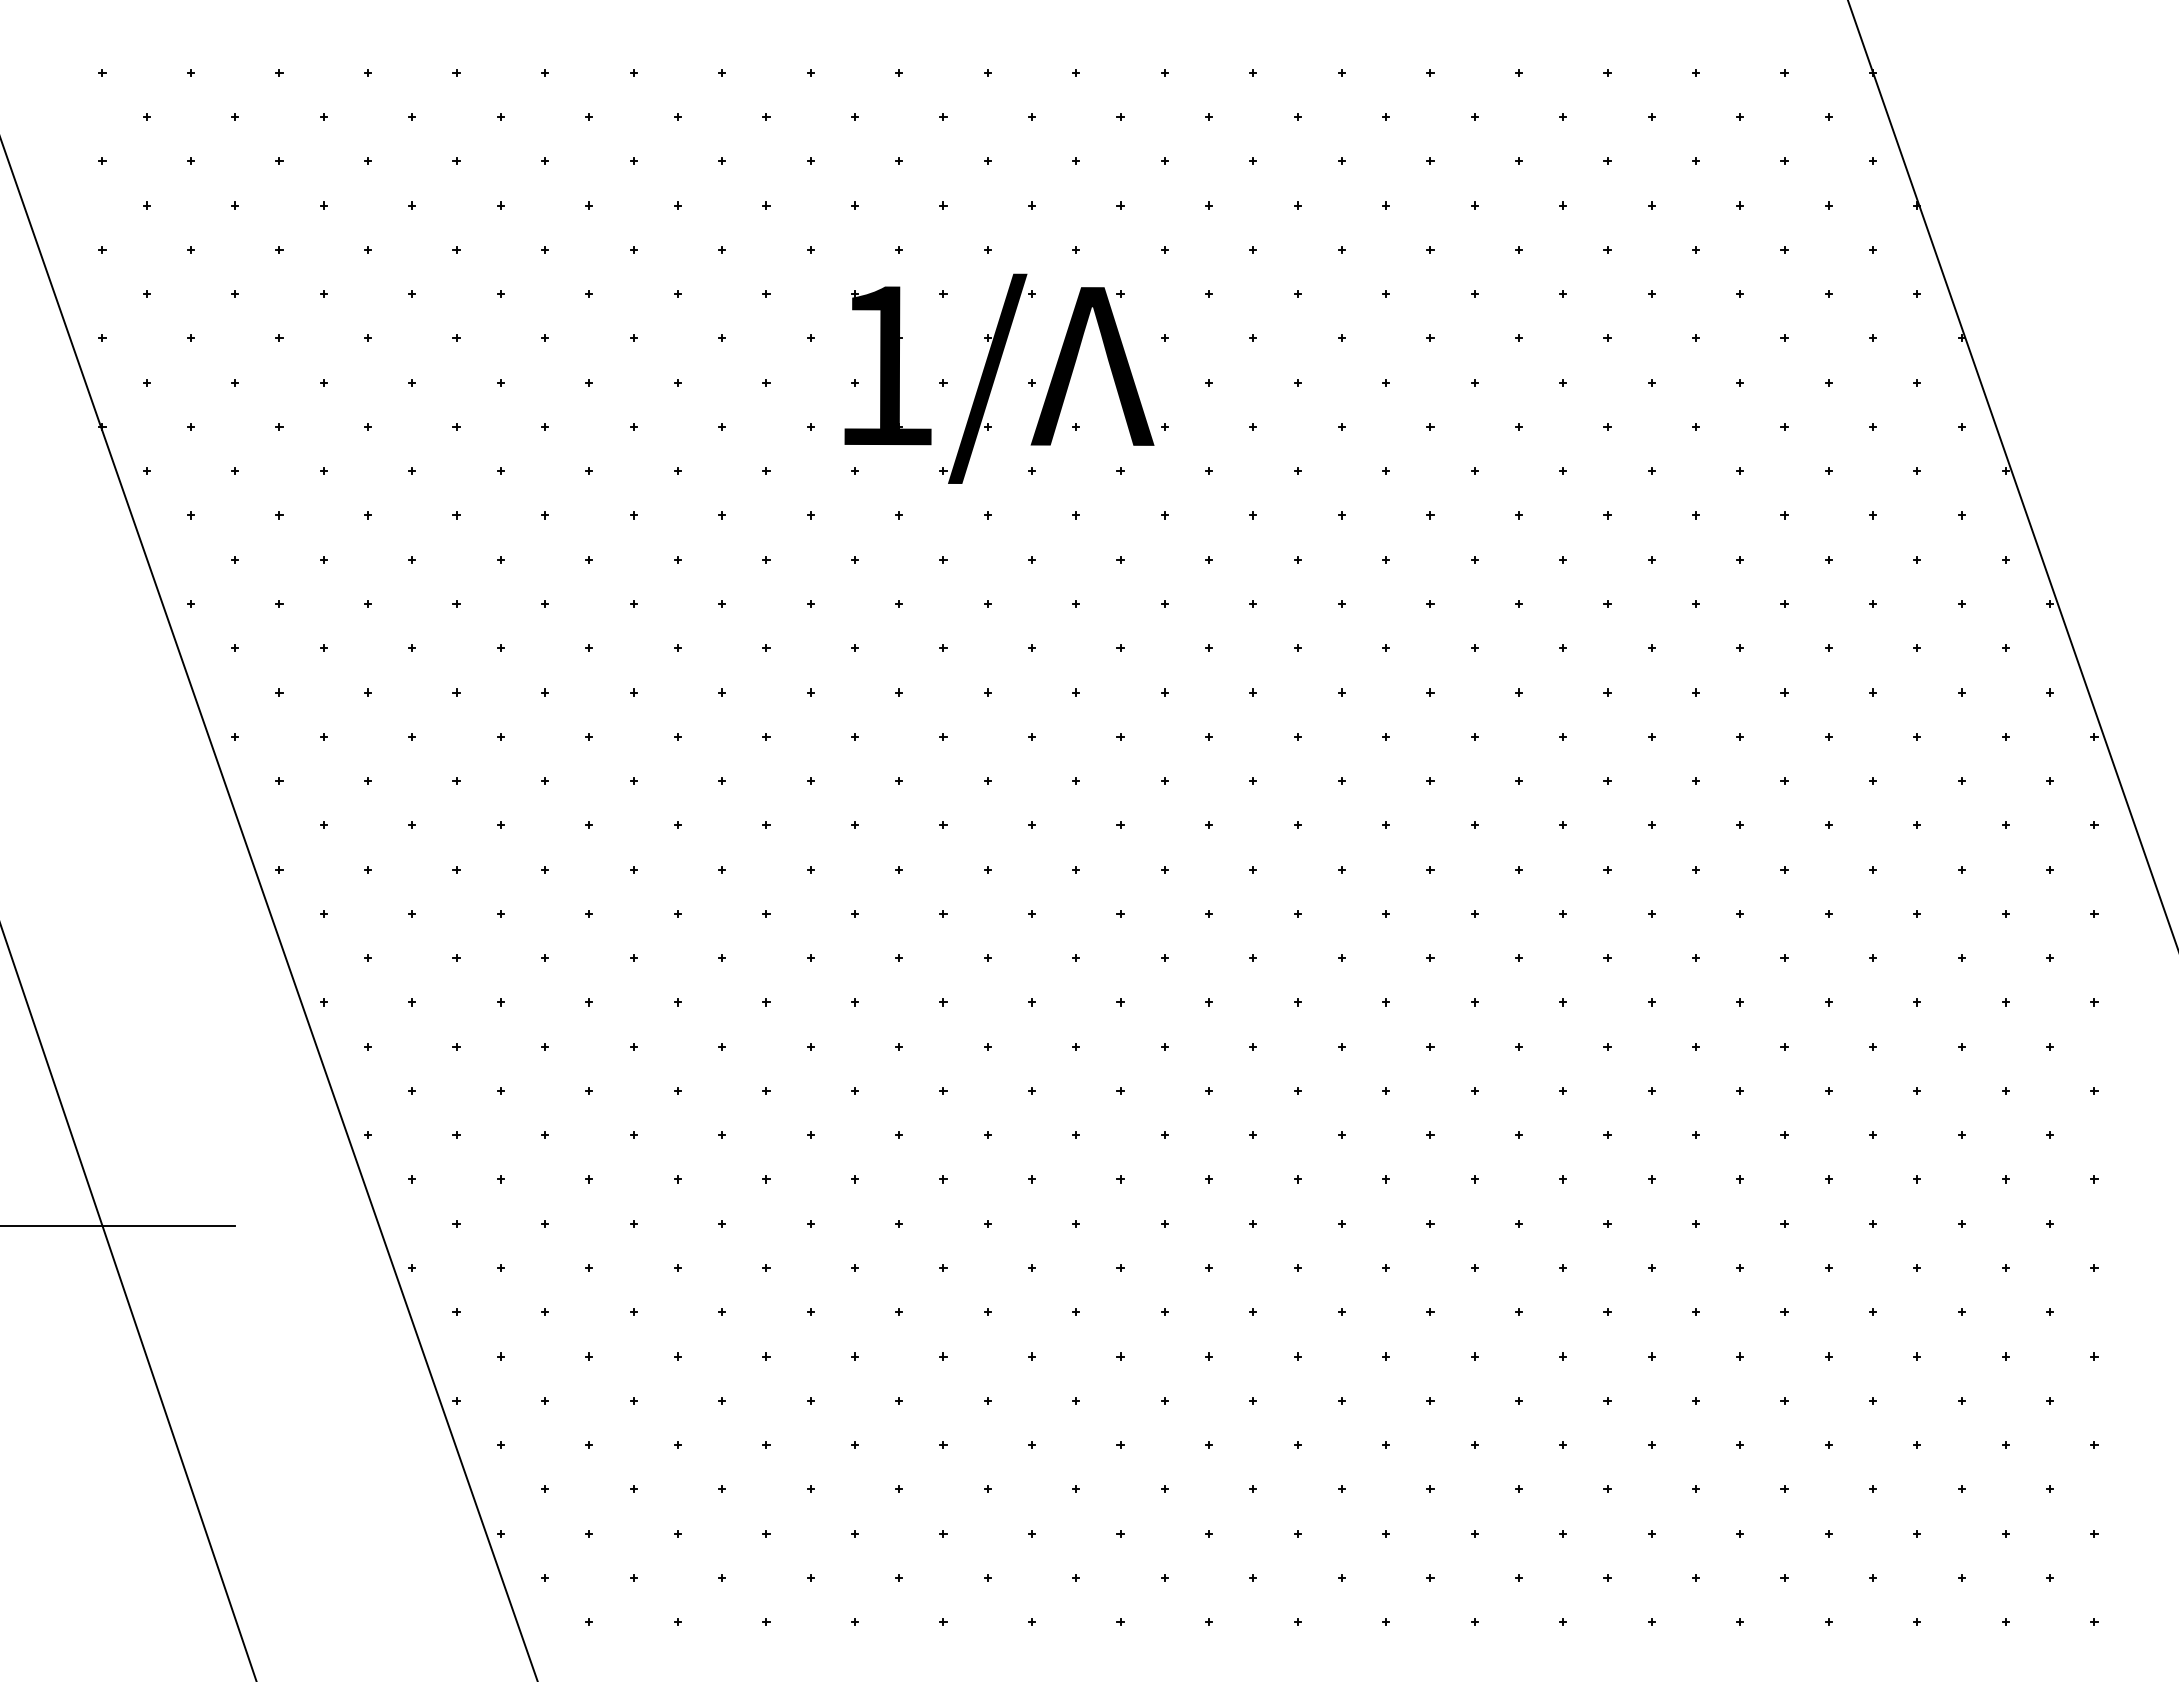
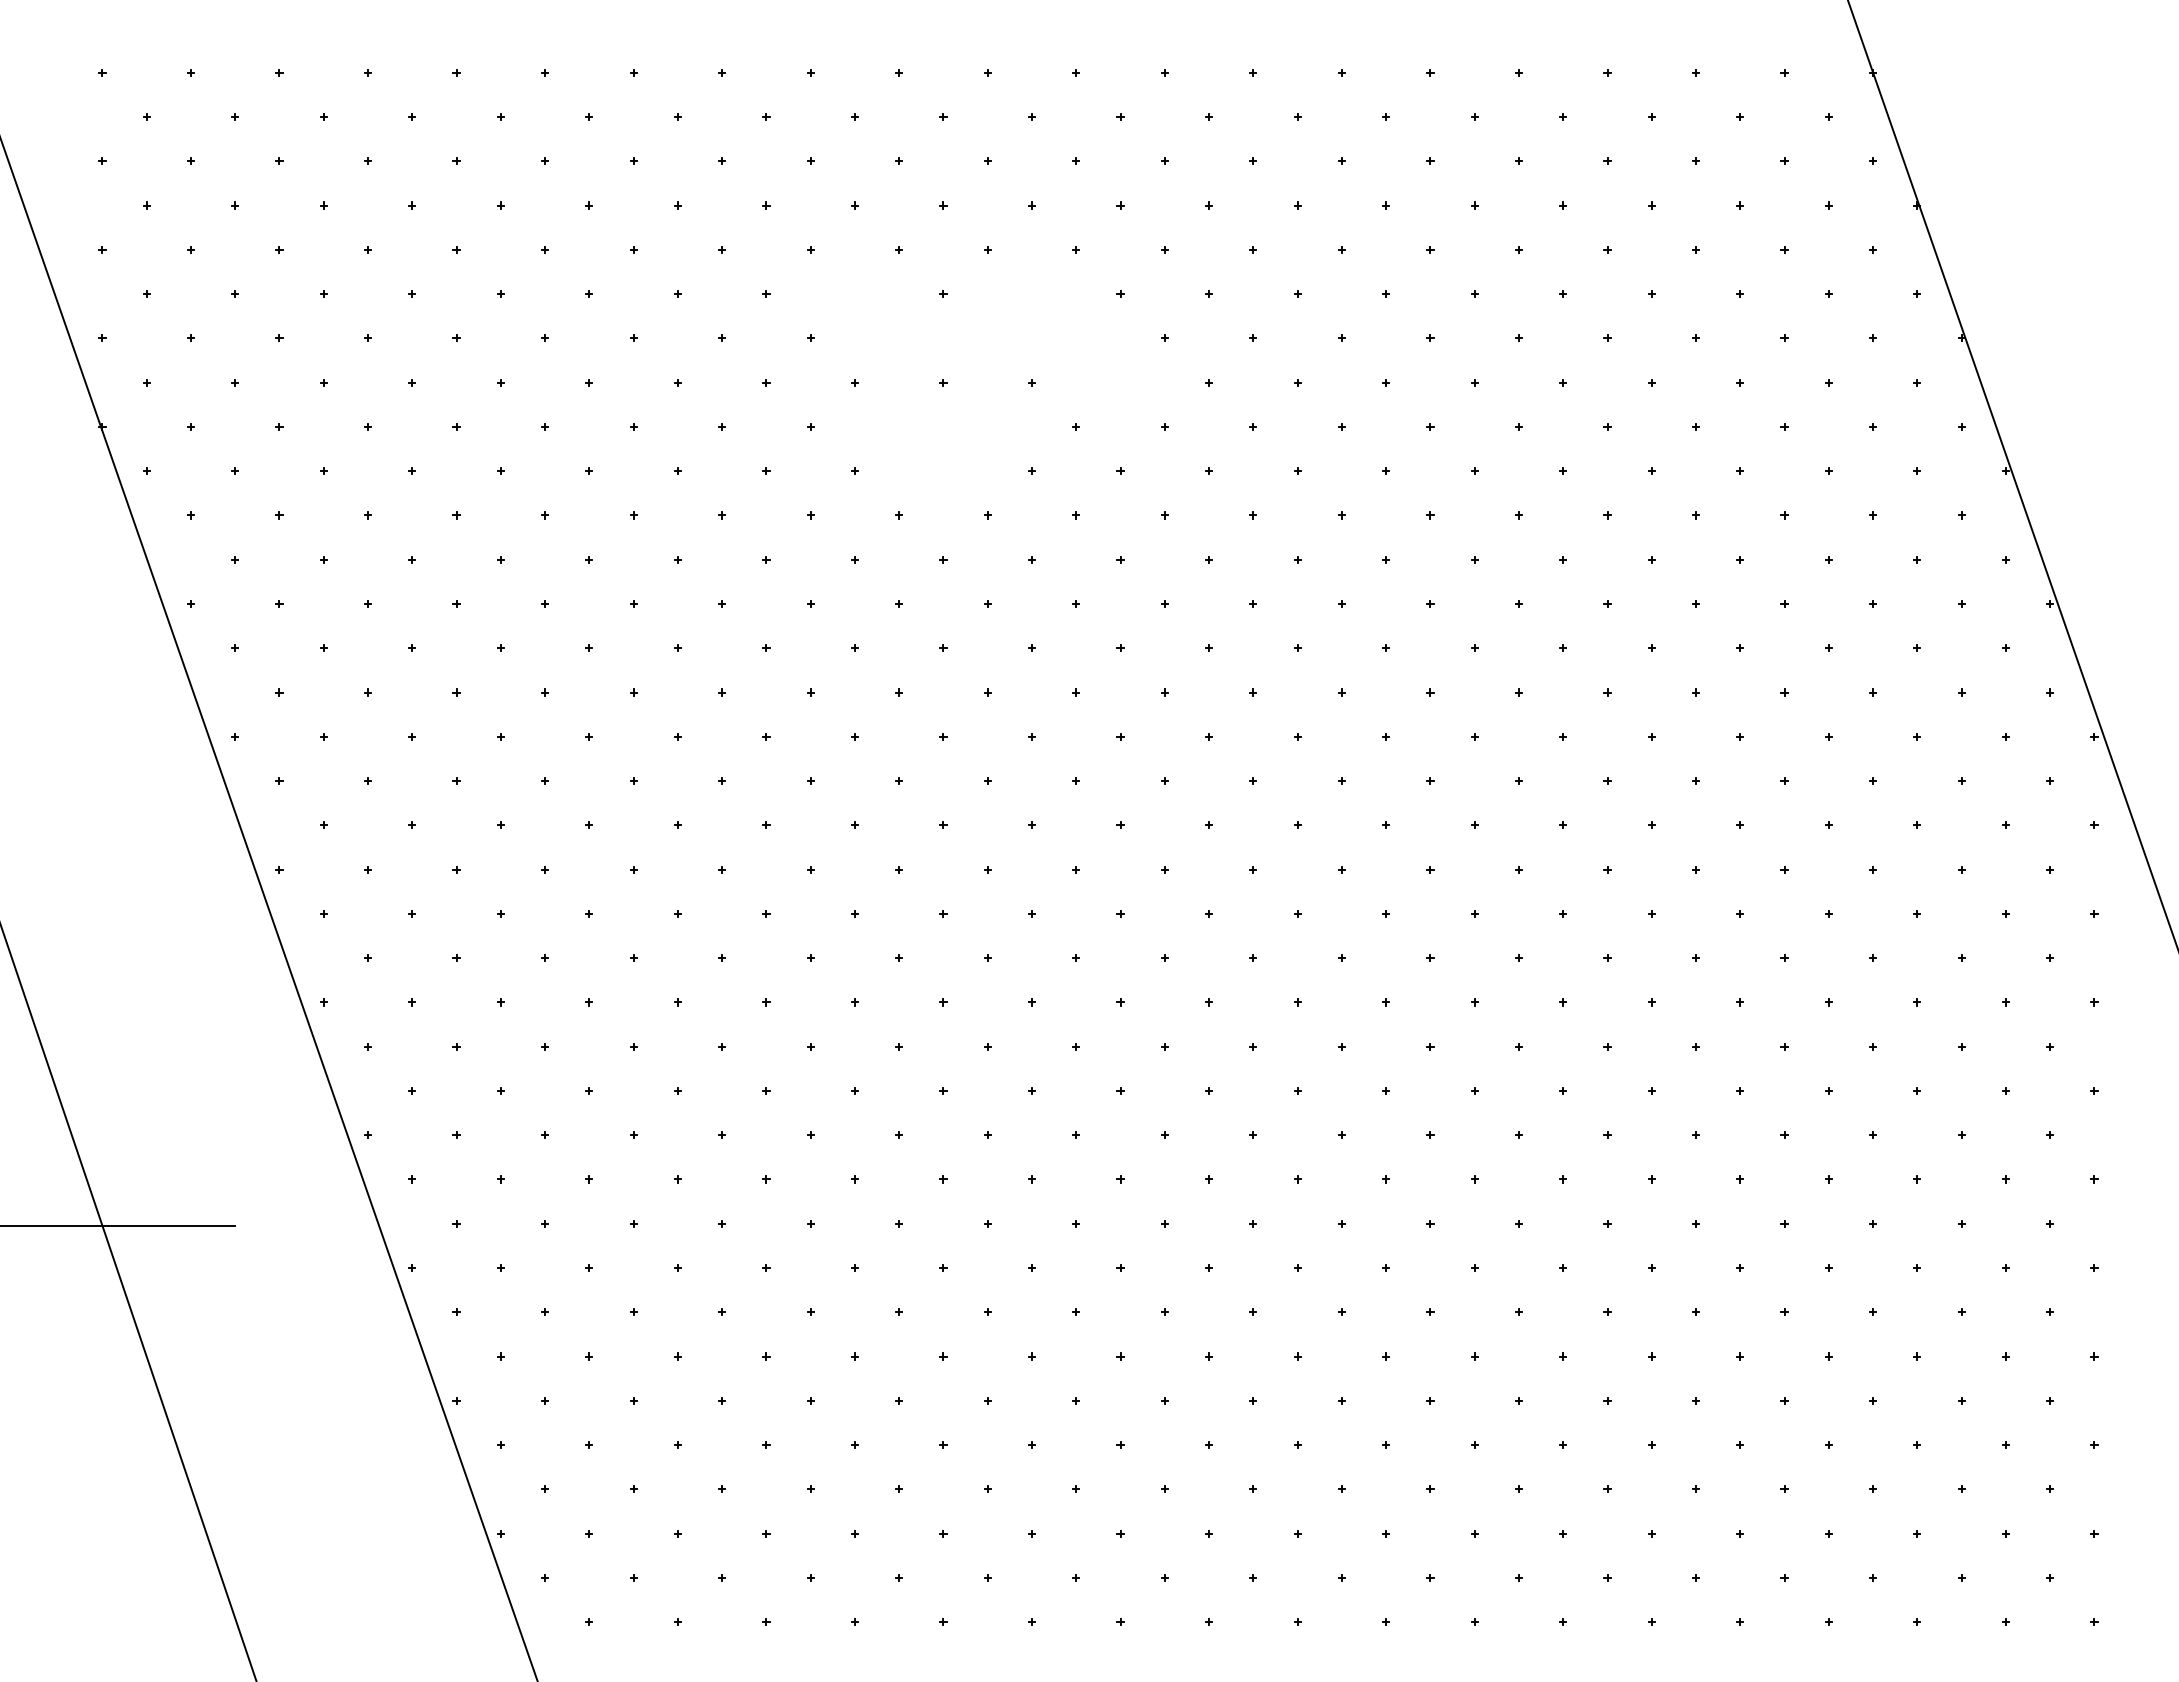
part: present -> none (999, 378)
